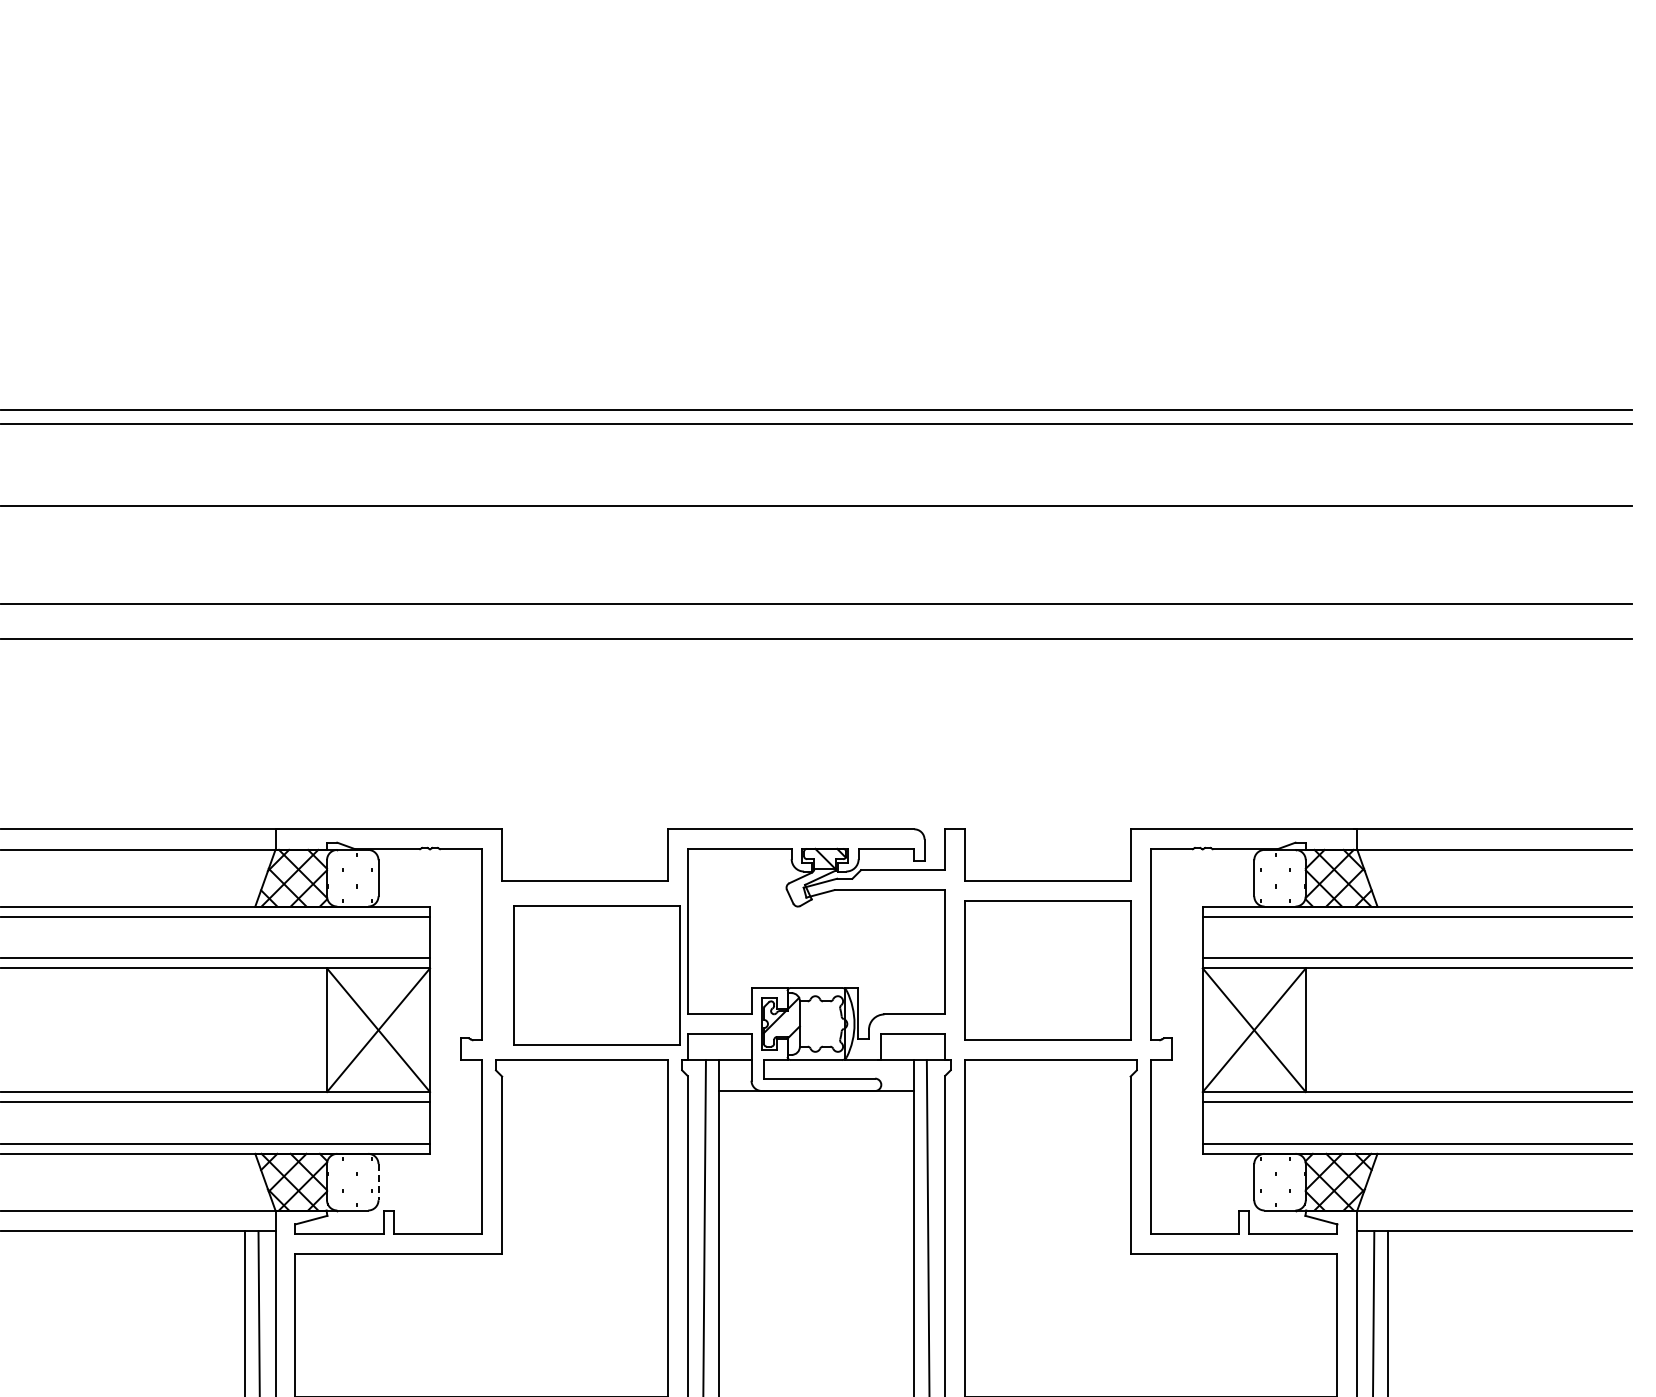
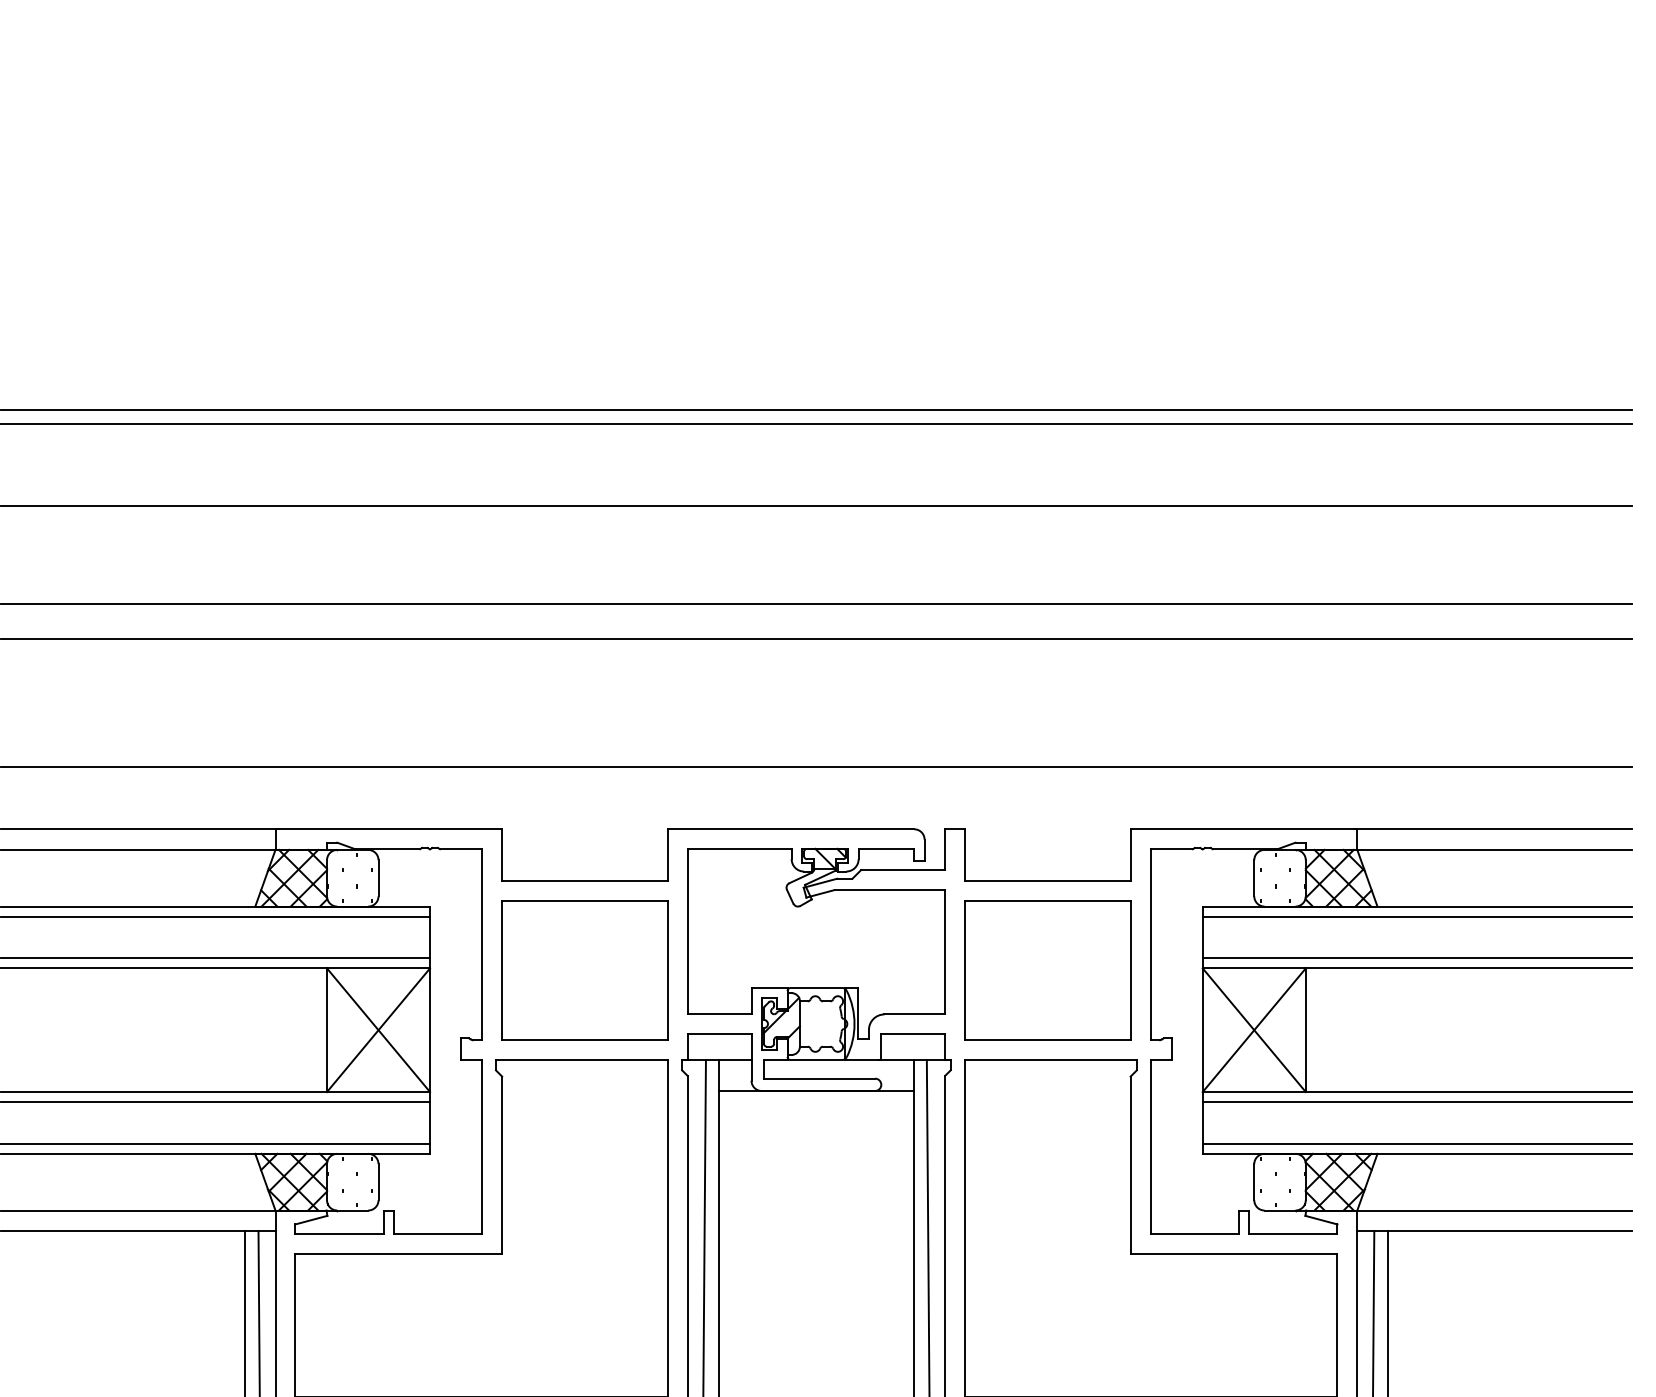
line: none -> present (816, 767)
part position: (596, 975) -> (584, 970) (584, 970)
line: dashed -> solid (378, 1182)
